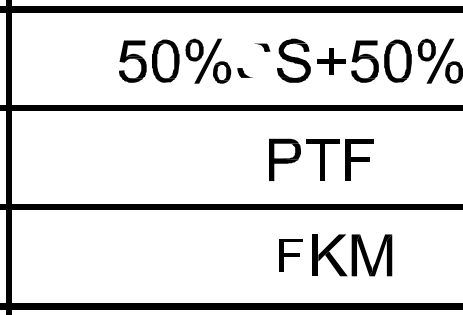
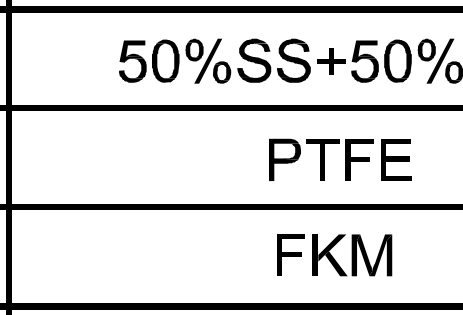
fill: none -> present (255, 60)
part: none -> present (396, 159)
part size: 24x33 px -> 28x42 px (290, 254)
